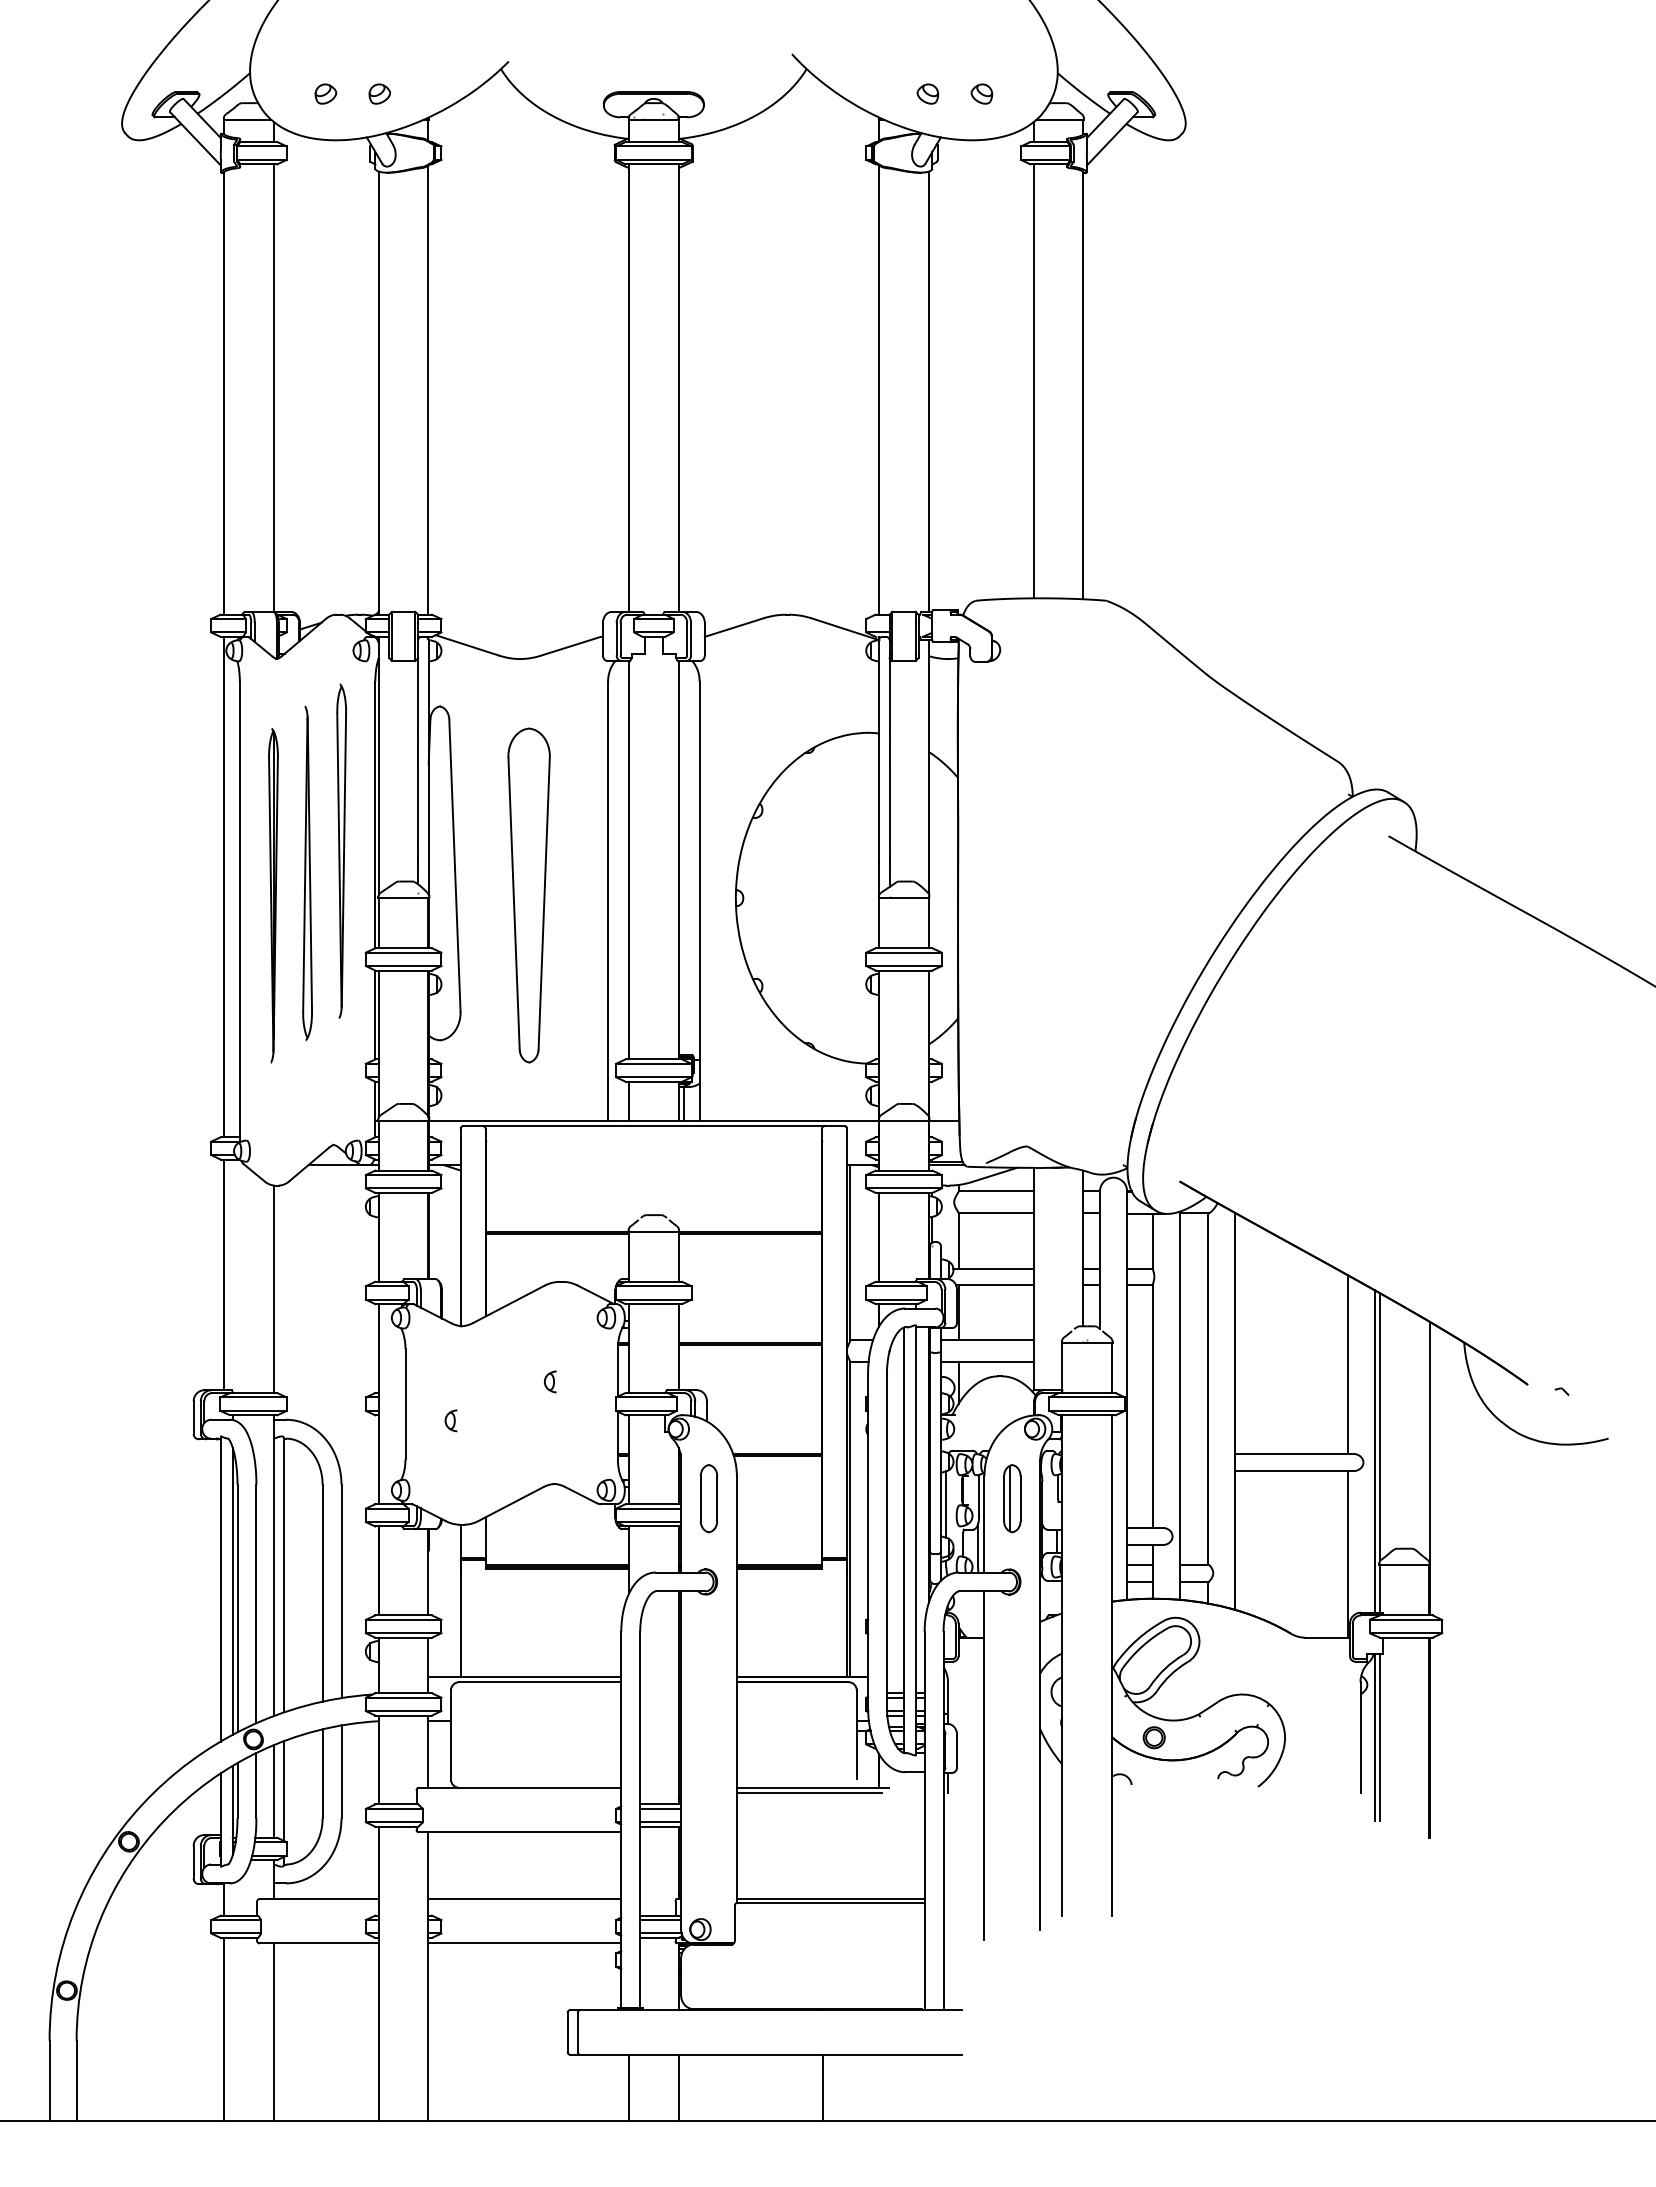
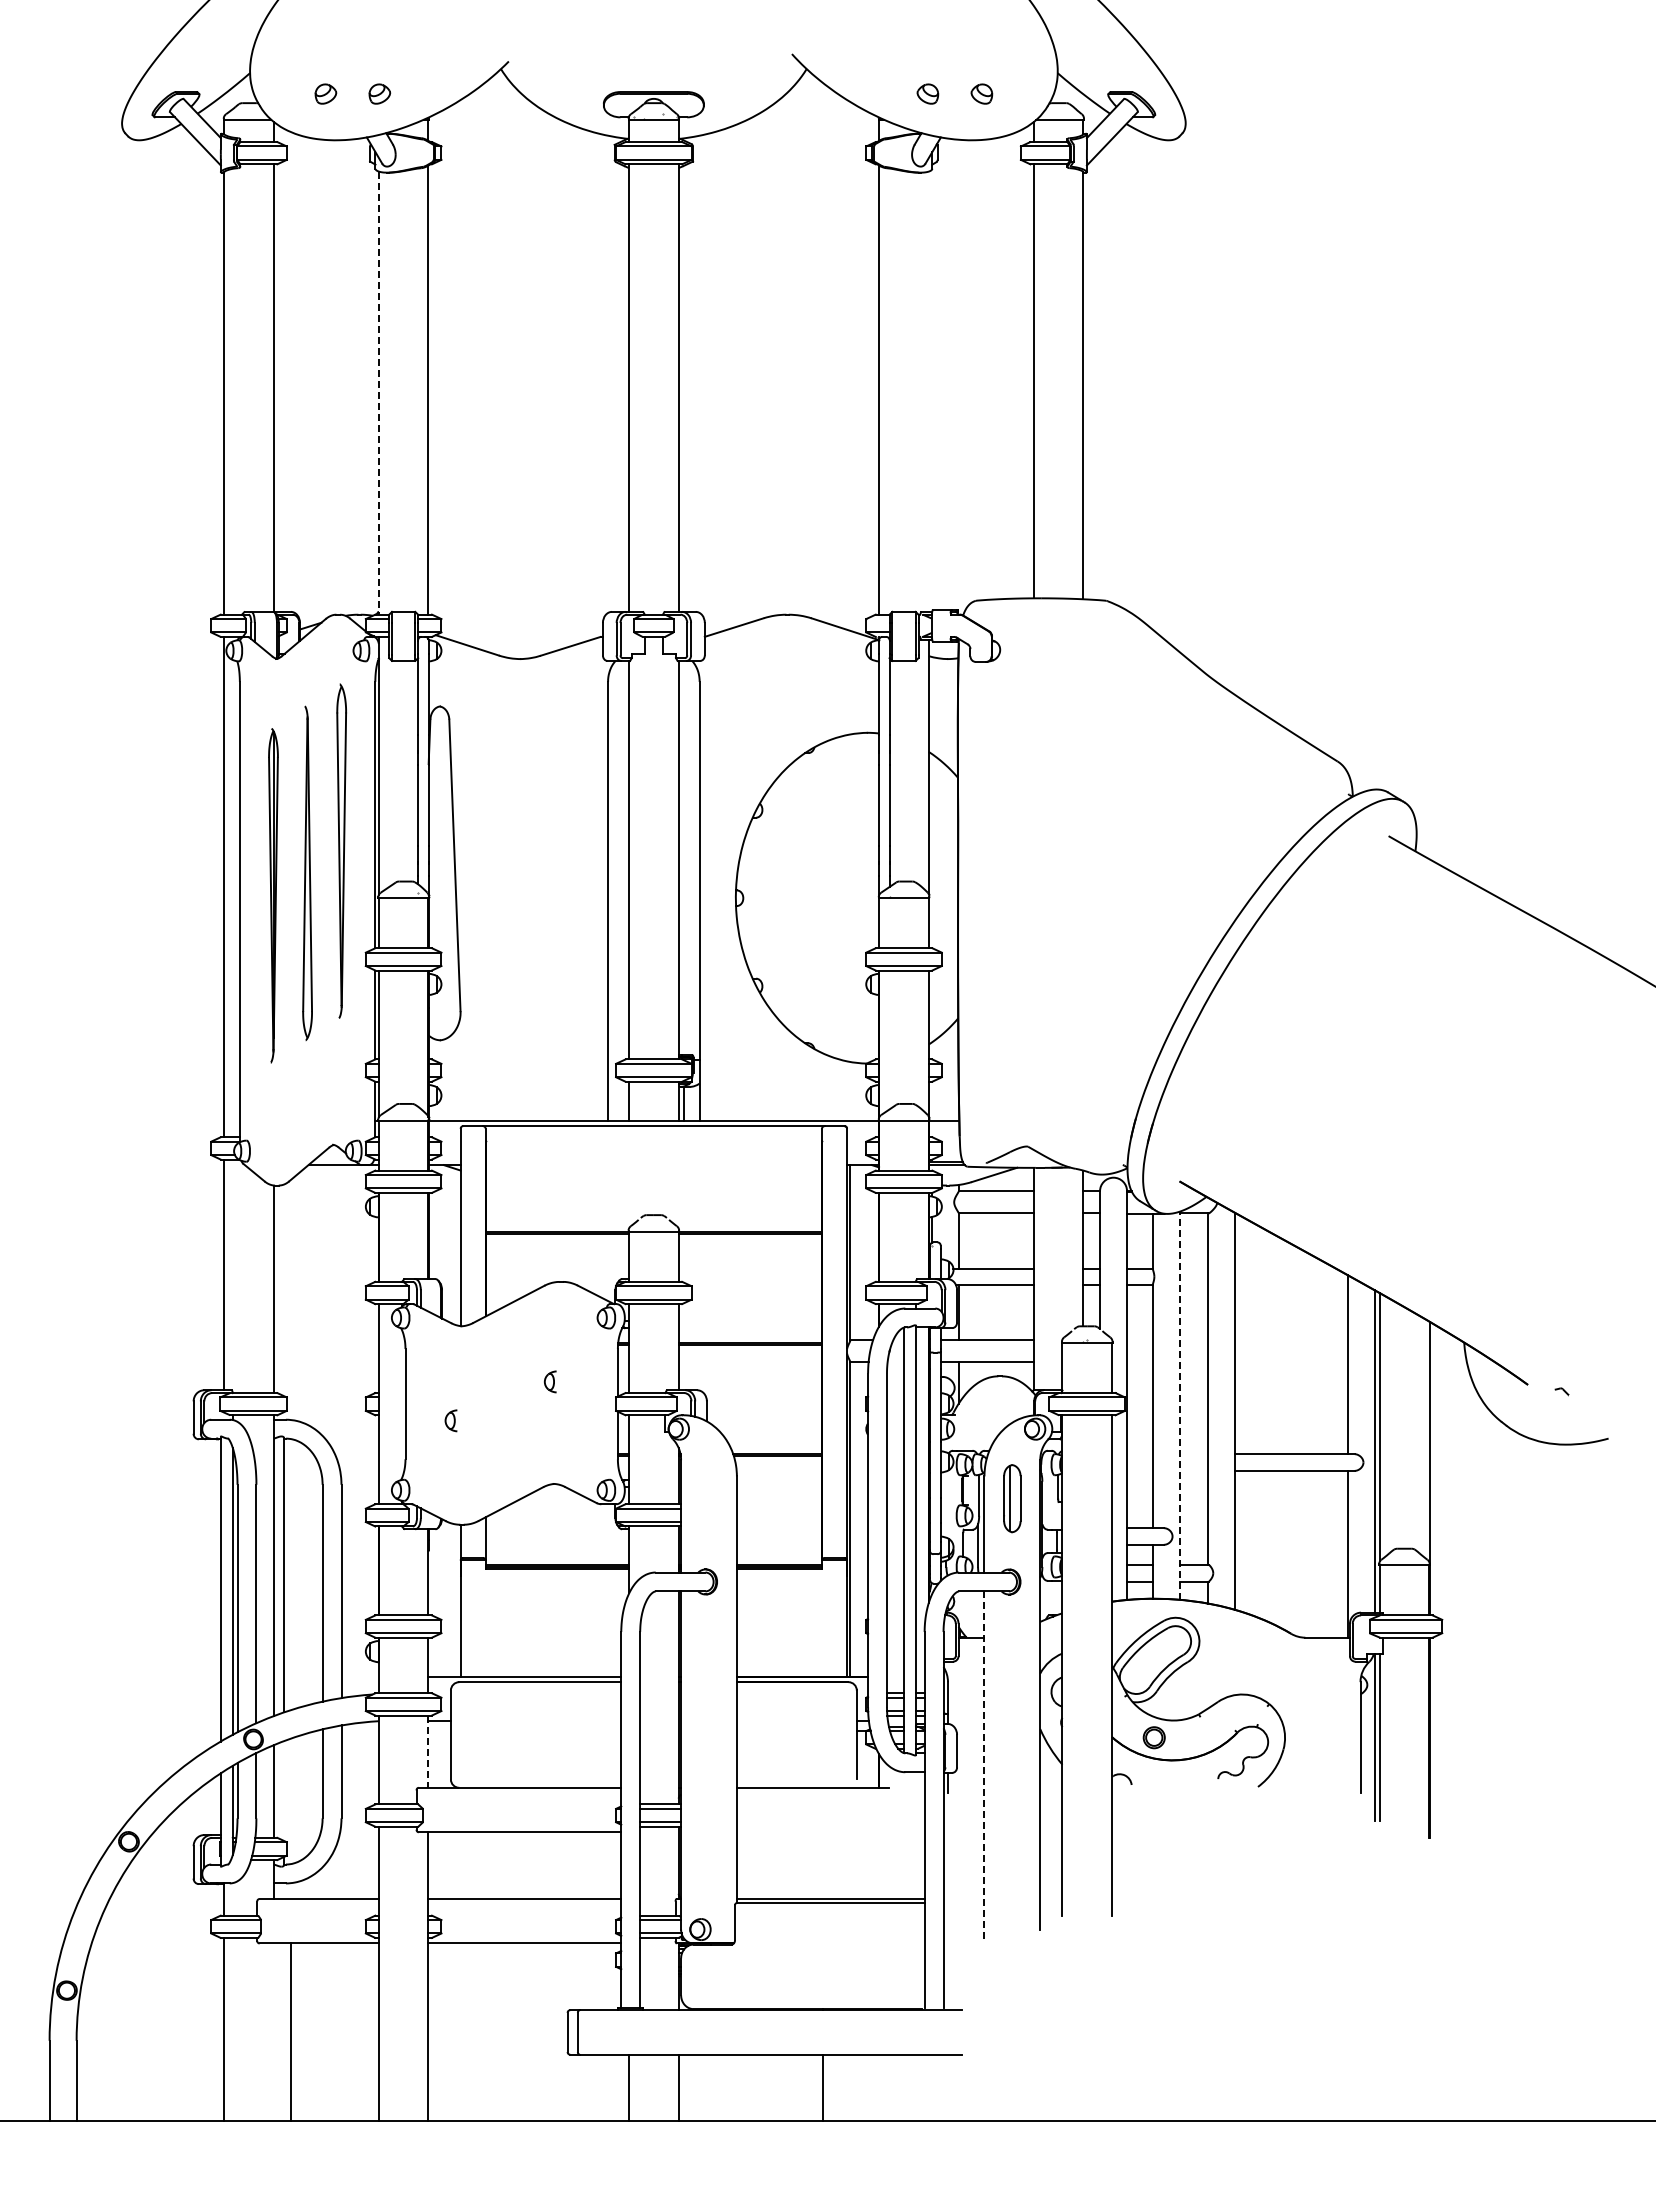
line: present -> none (928, 391)
line: solid -> dashed (378, 393)
part: present -> none (528, 895)
line: solid -> dashed (1179, 1405)
part: present -> none (708, 1498)
line: present -> none (946, 1504)
line: solid -> dashed (428, 1752)
line: solid -> dashed (984, 1766)
line: present -> none (284, 1790)
line: present -> none (809, 1793)
line position: (273, 2032) -> (290, 2032) (290, 2032)
